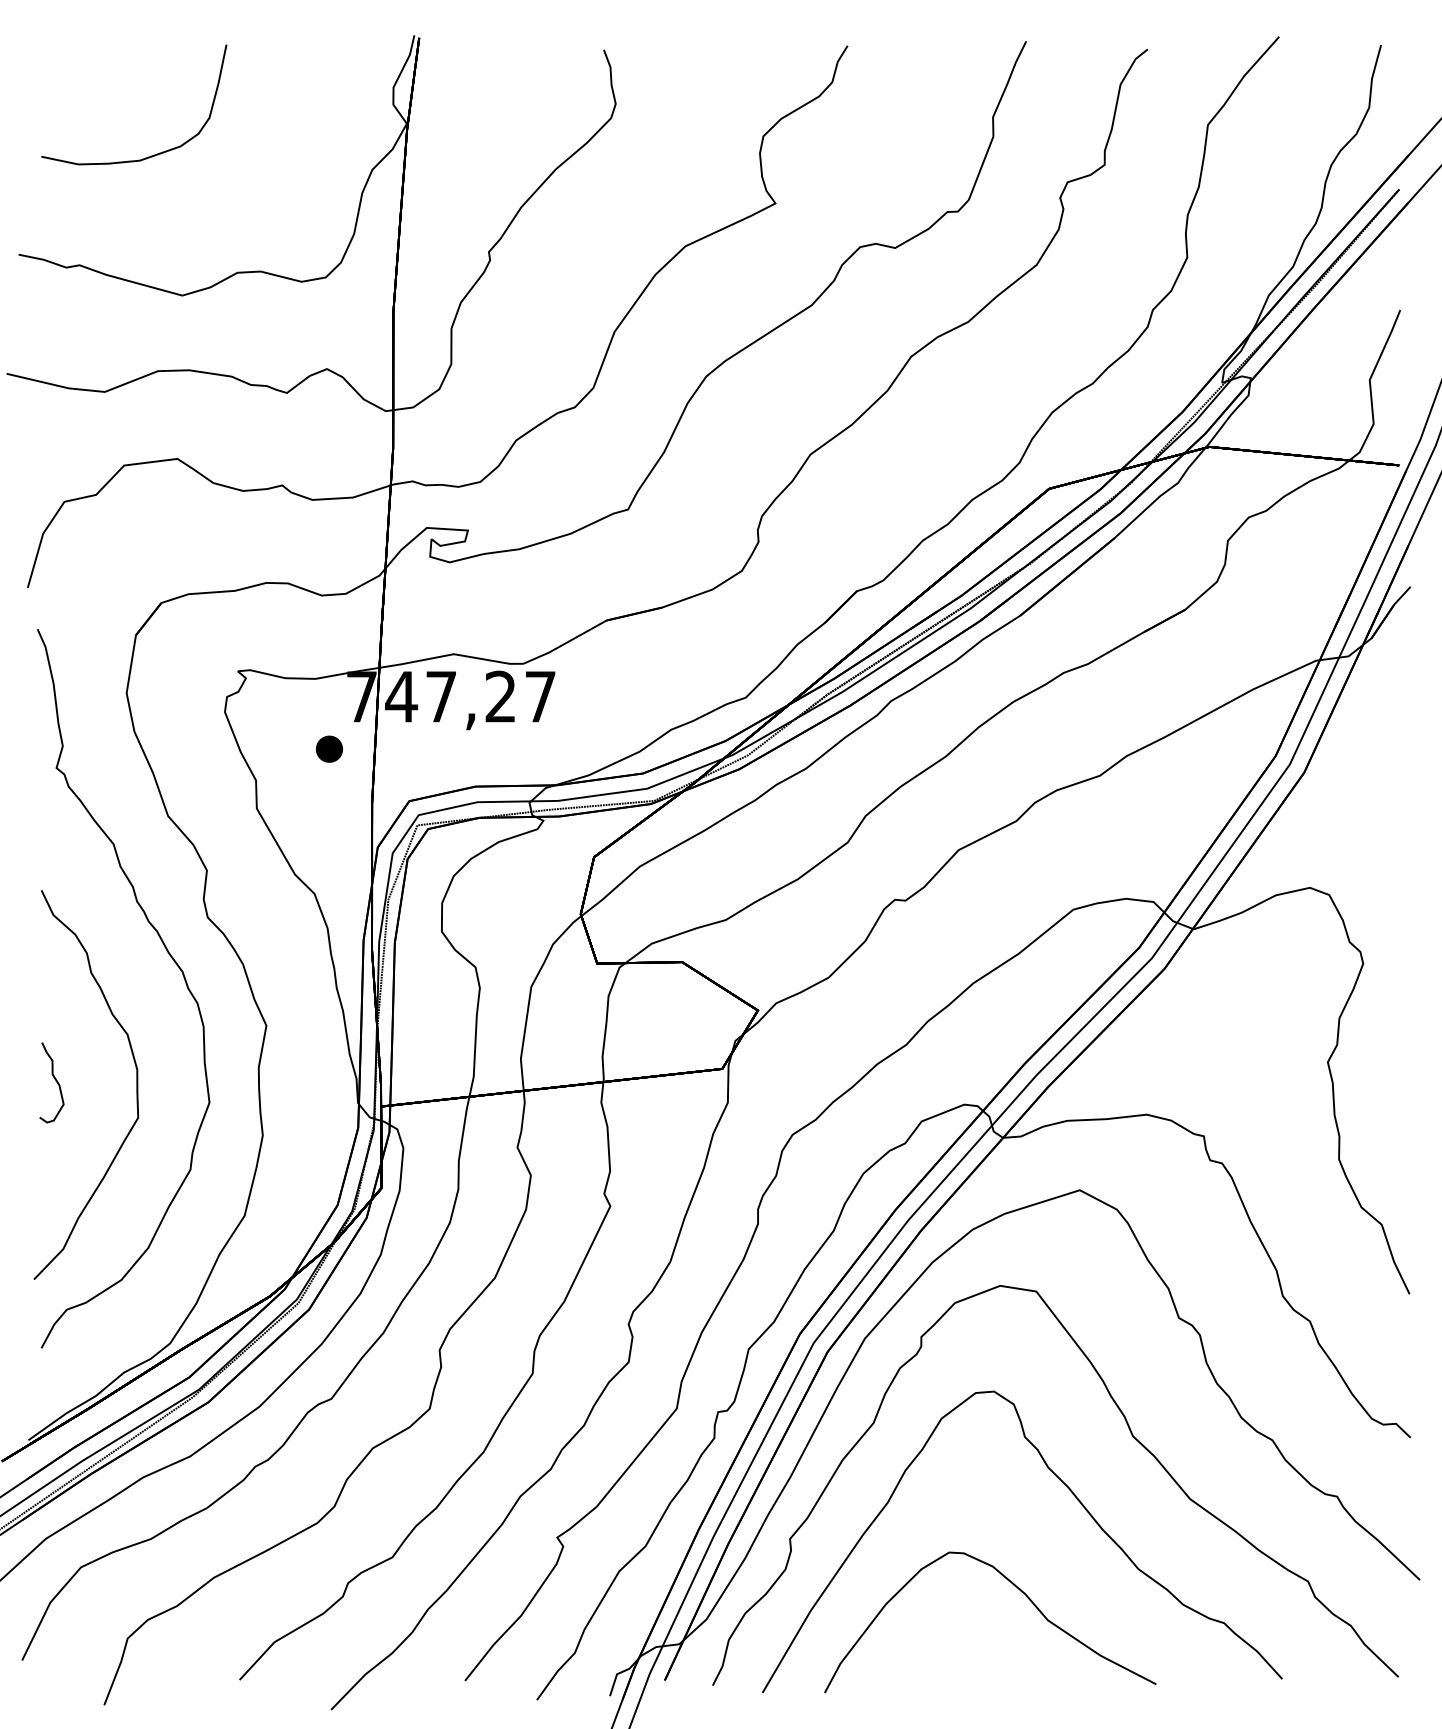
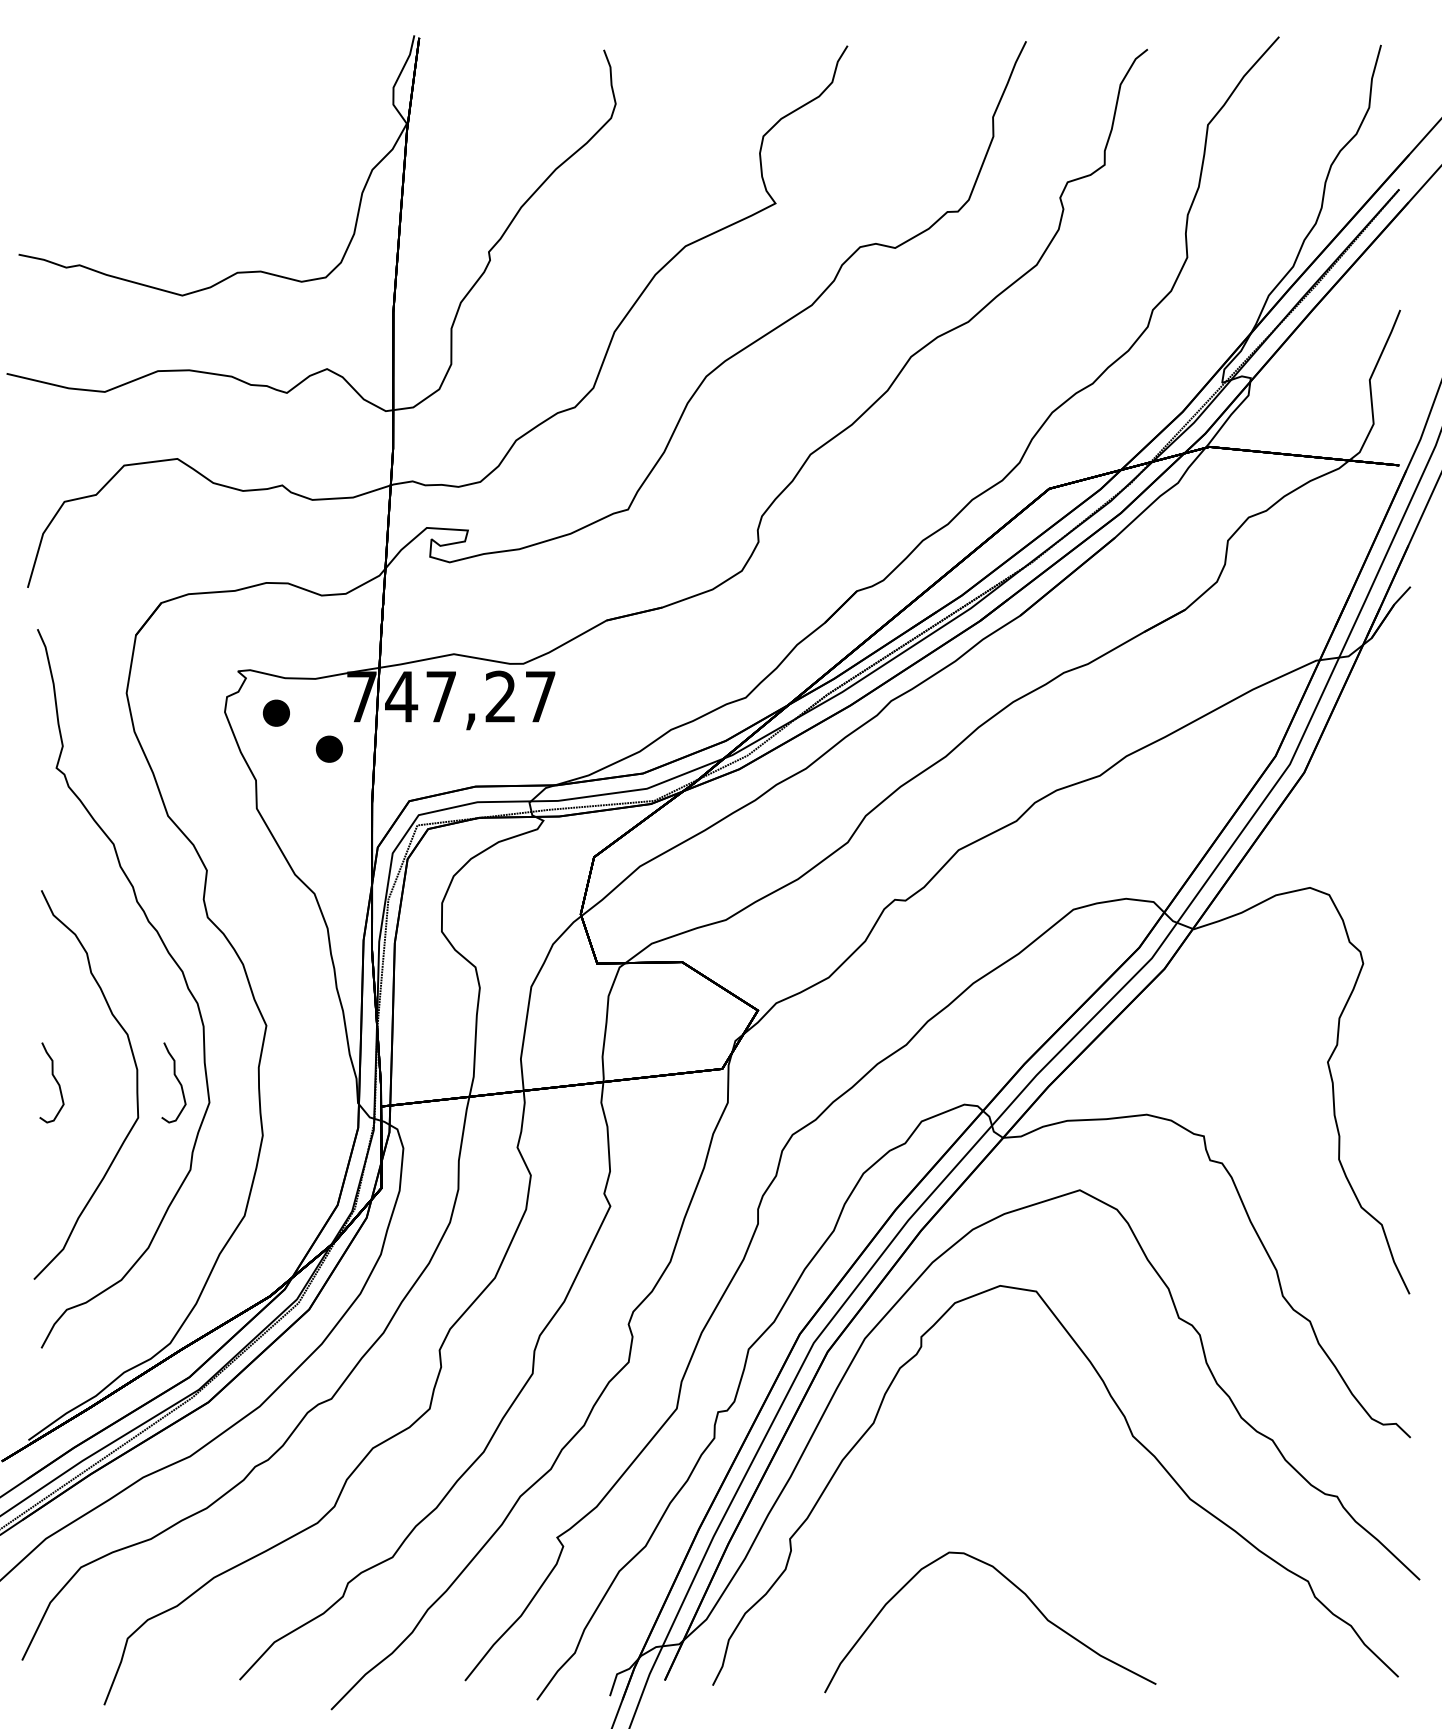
part: present -> none (156, 153)
part: none -> present (276, 712)
part: none -> present (173, 1082)
curve: present -> none (1076, 1499)
